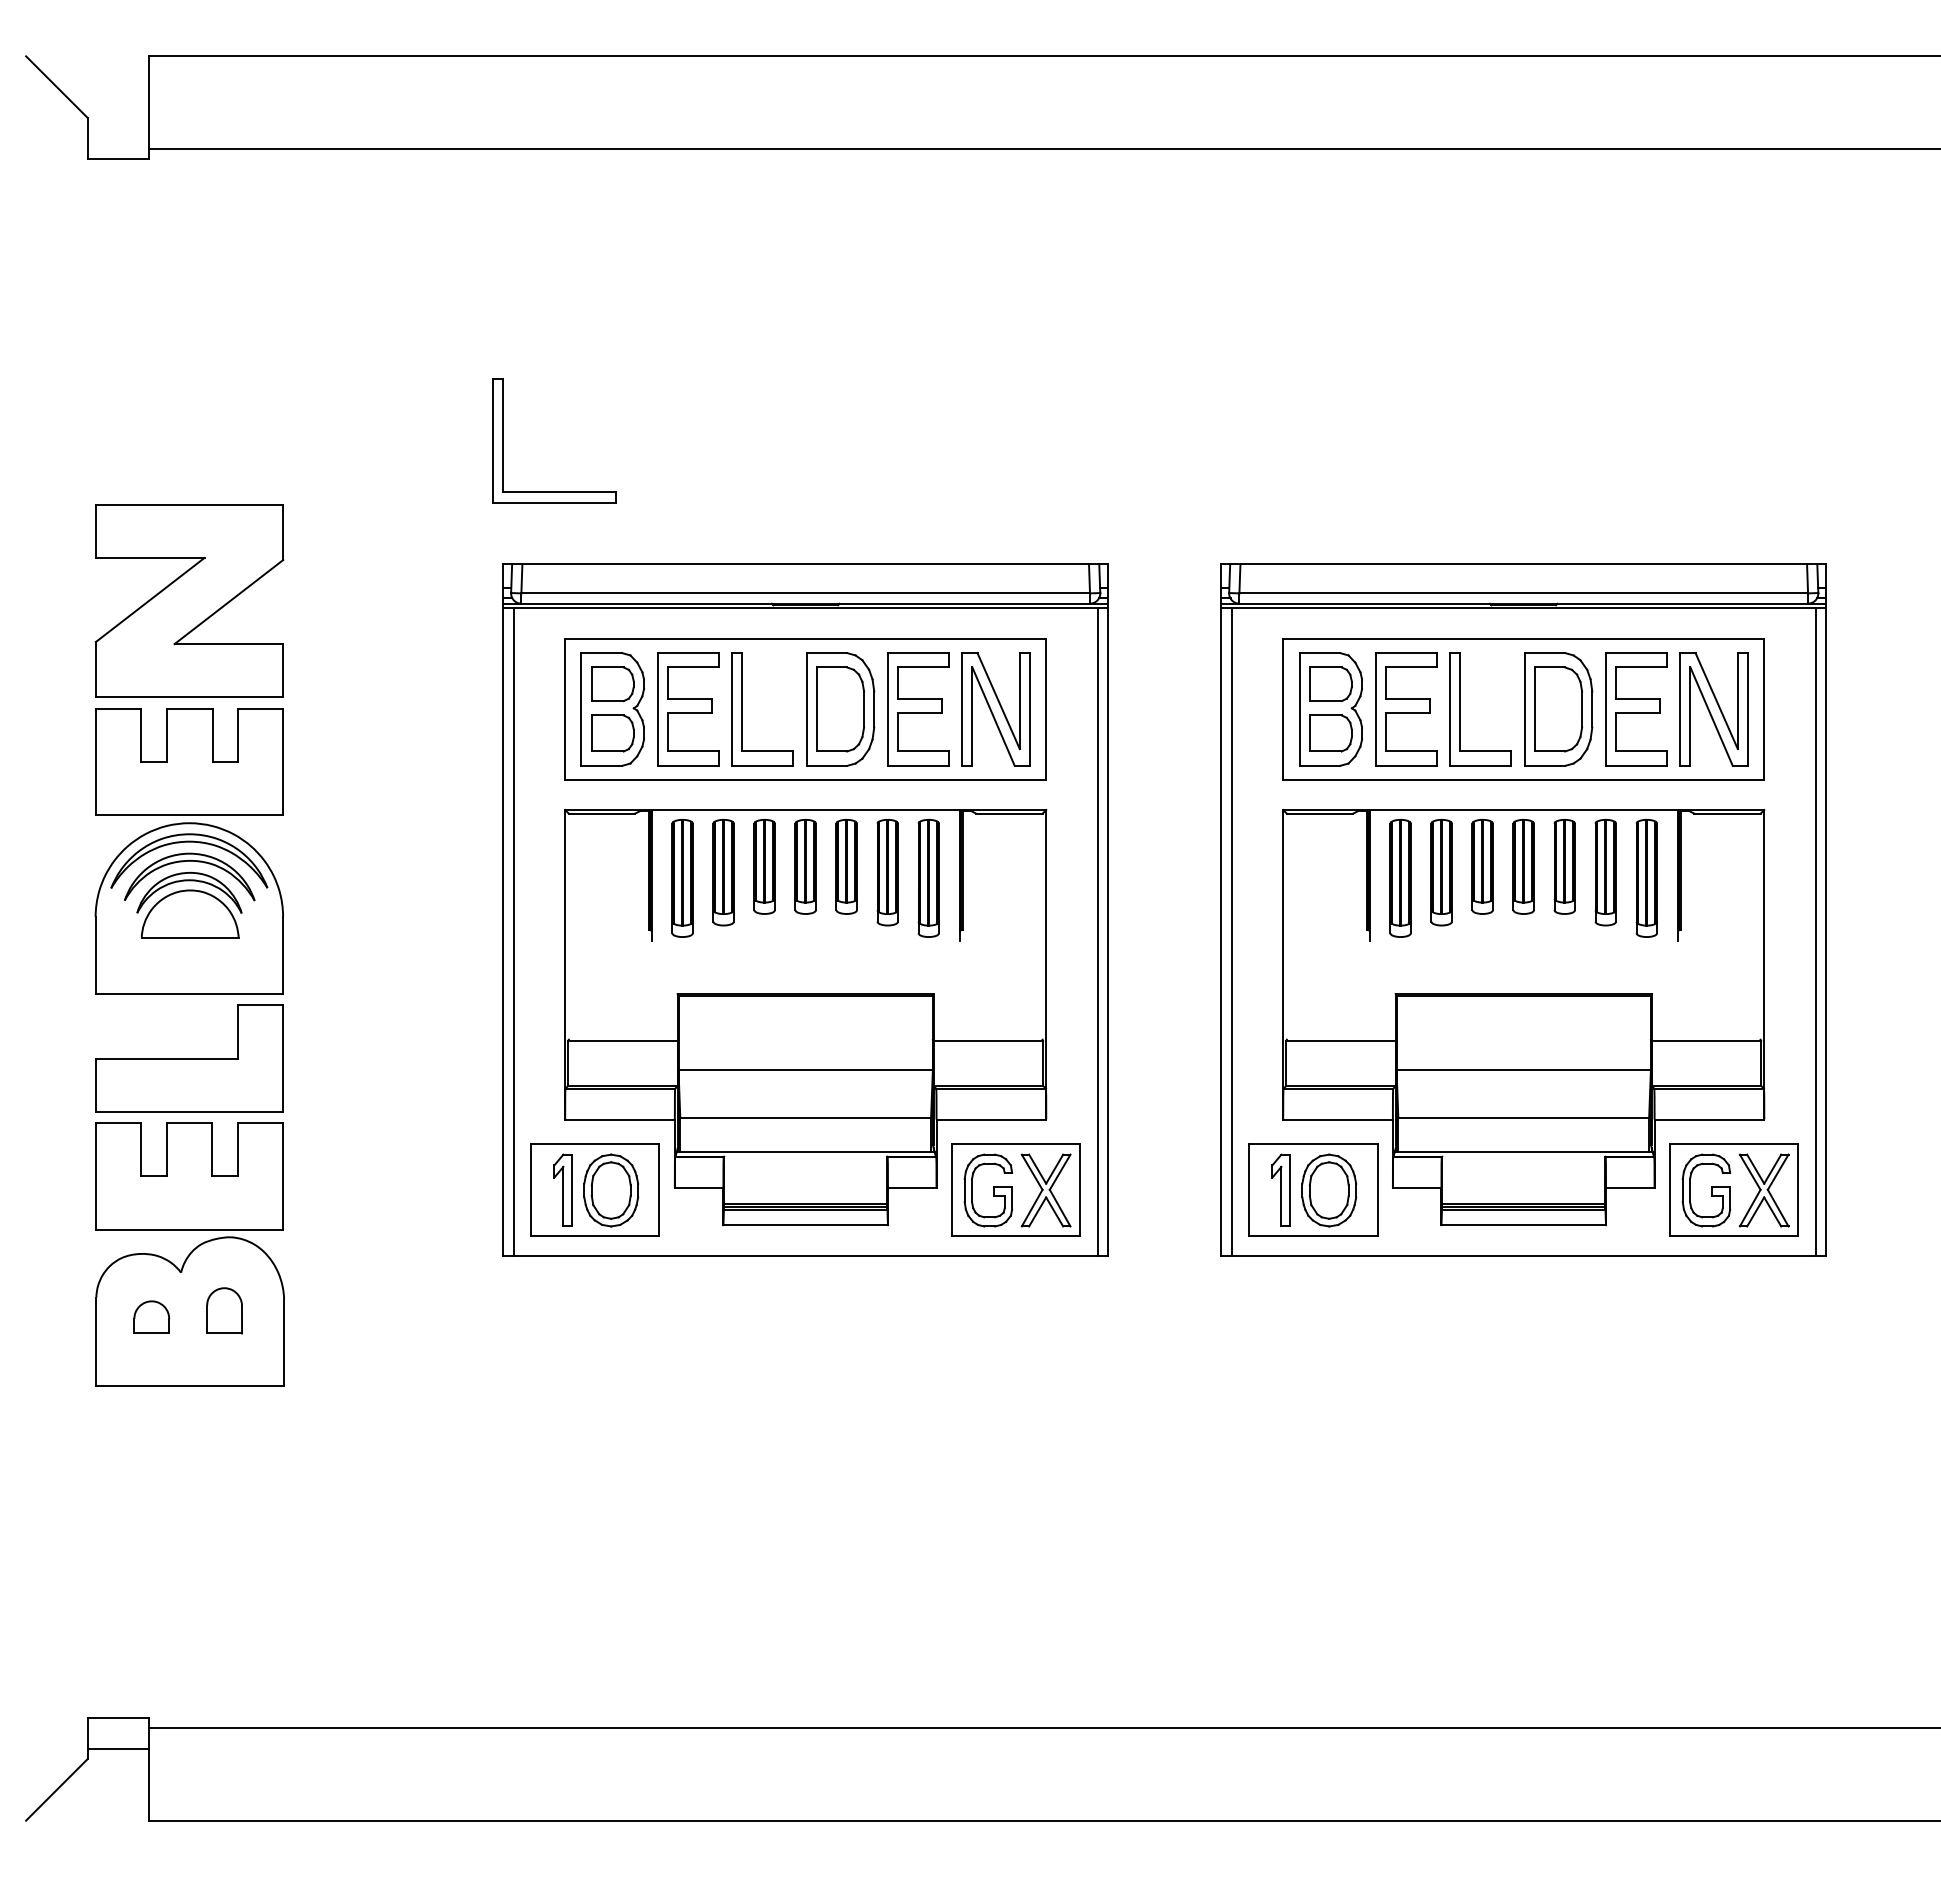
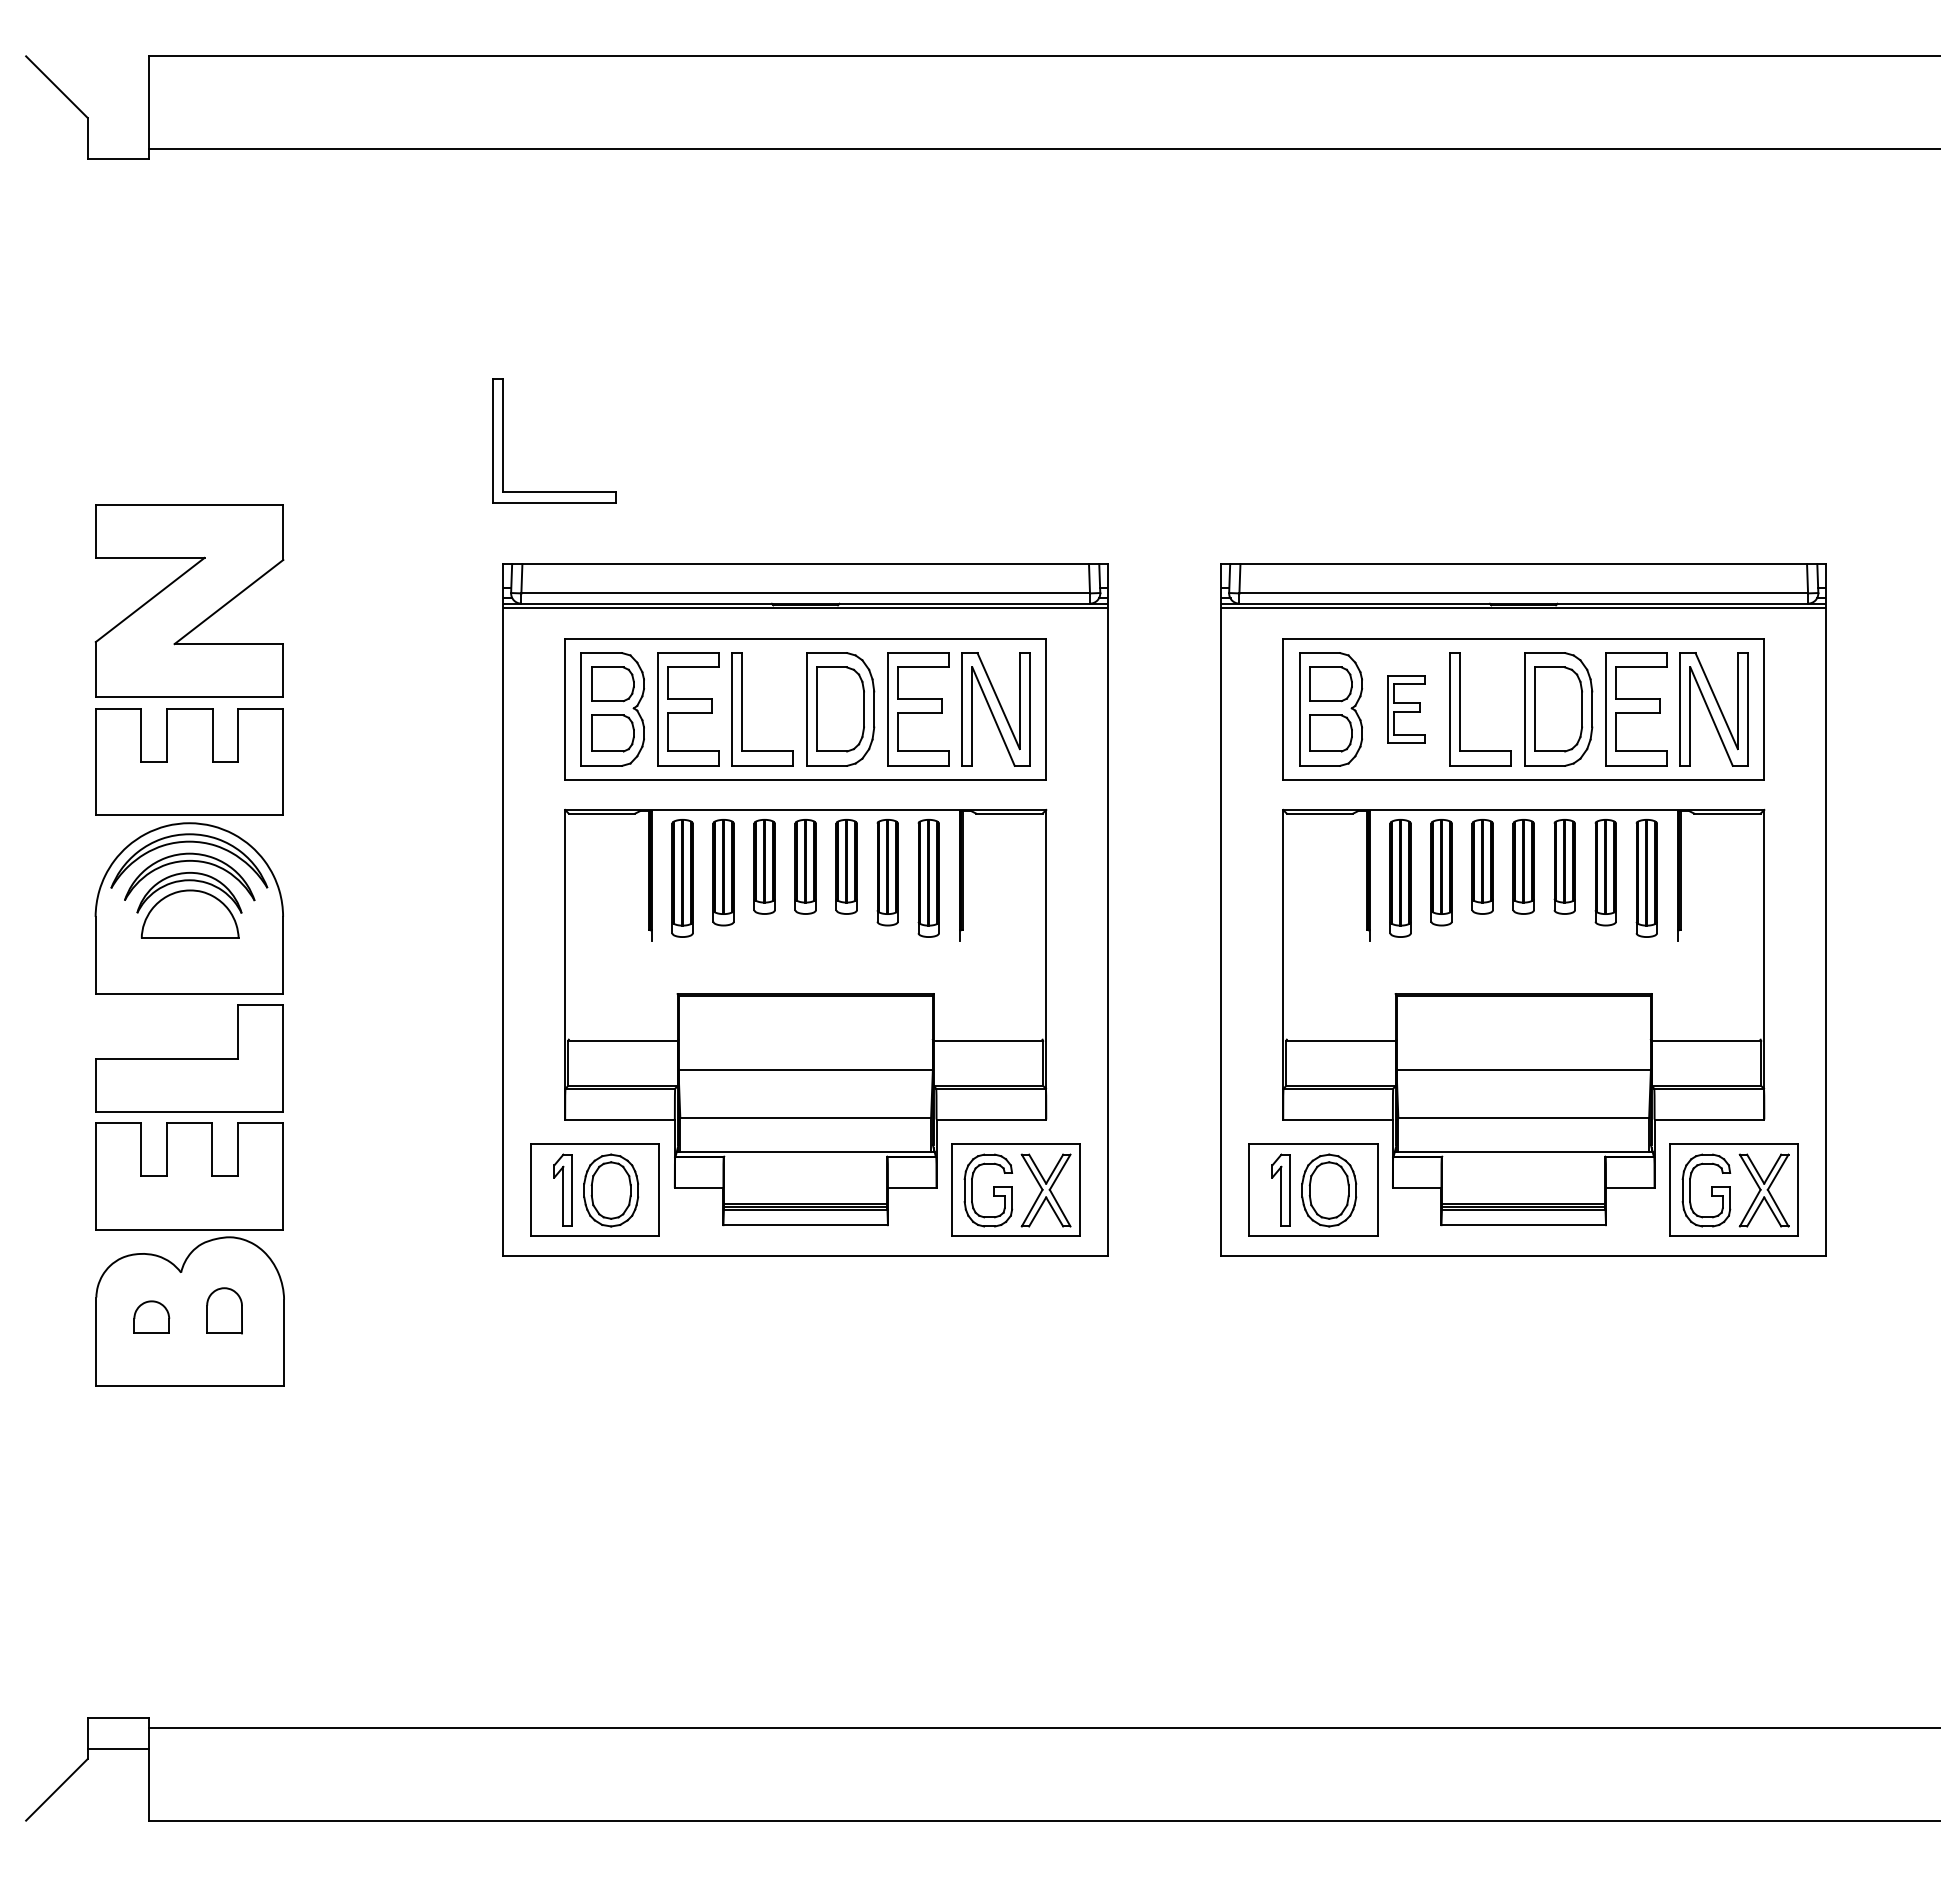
part size: 63x115 px -> 39x69 px (1406, 709)
line: present -> none (513, 931)
line: present -> none (1097, 931)
line: present -> none (1231, 931)
line: present -> none (1815, 931)
